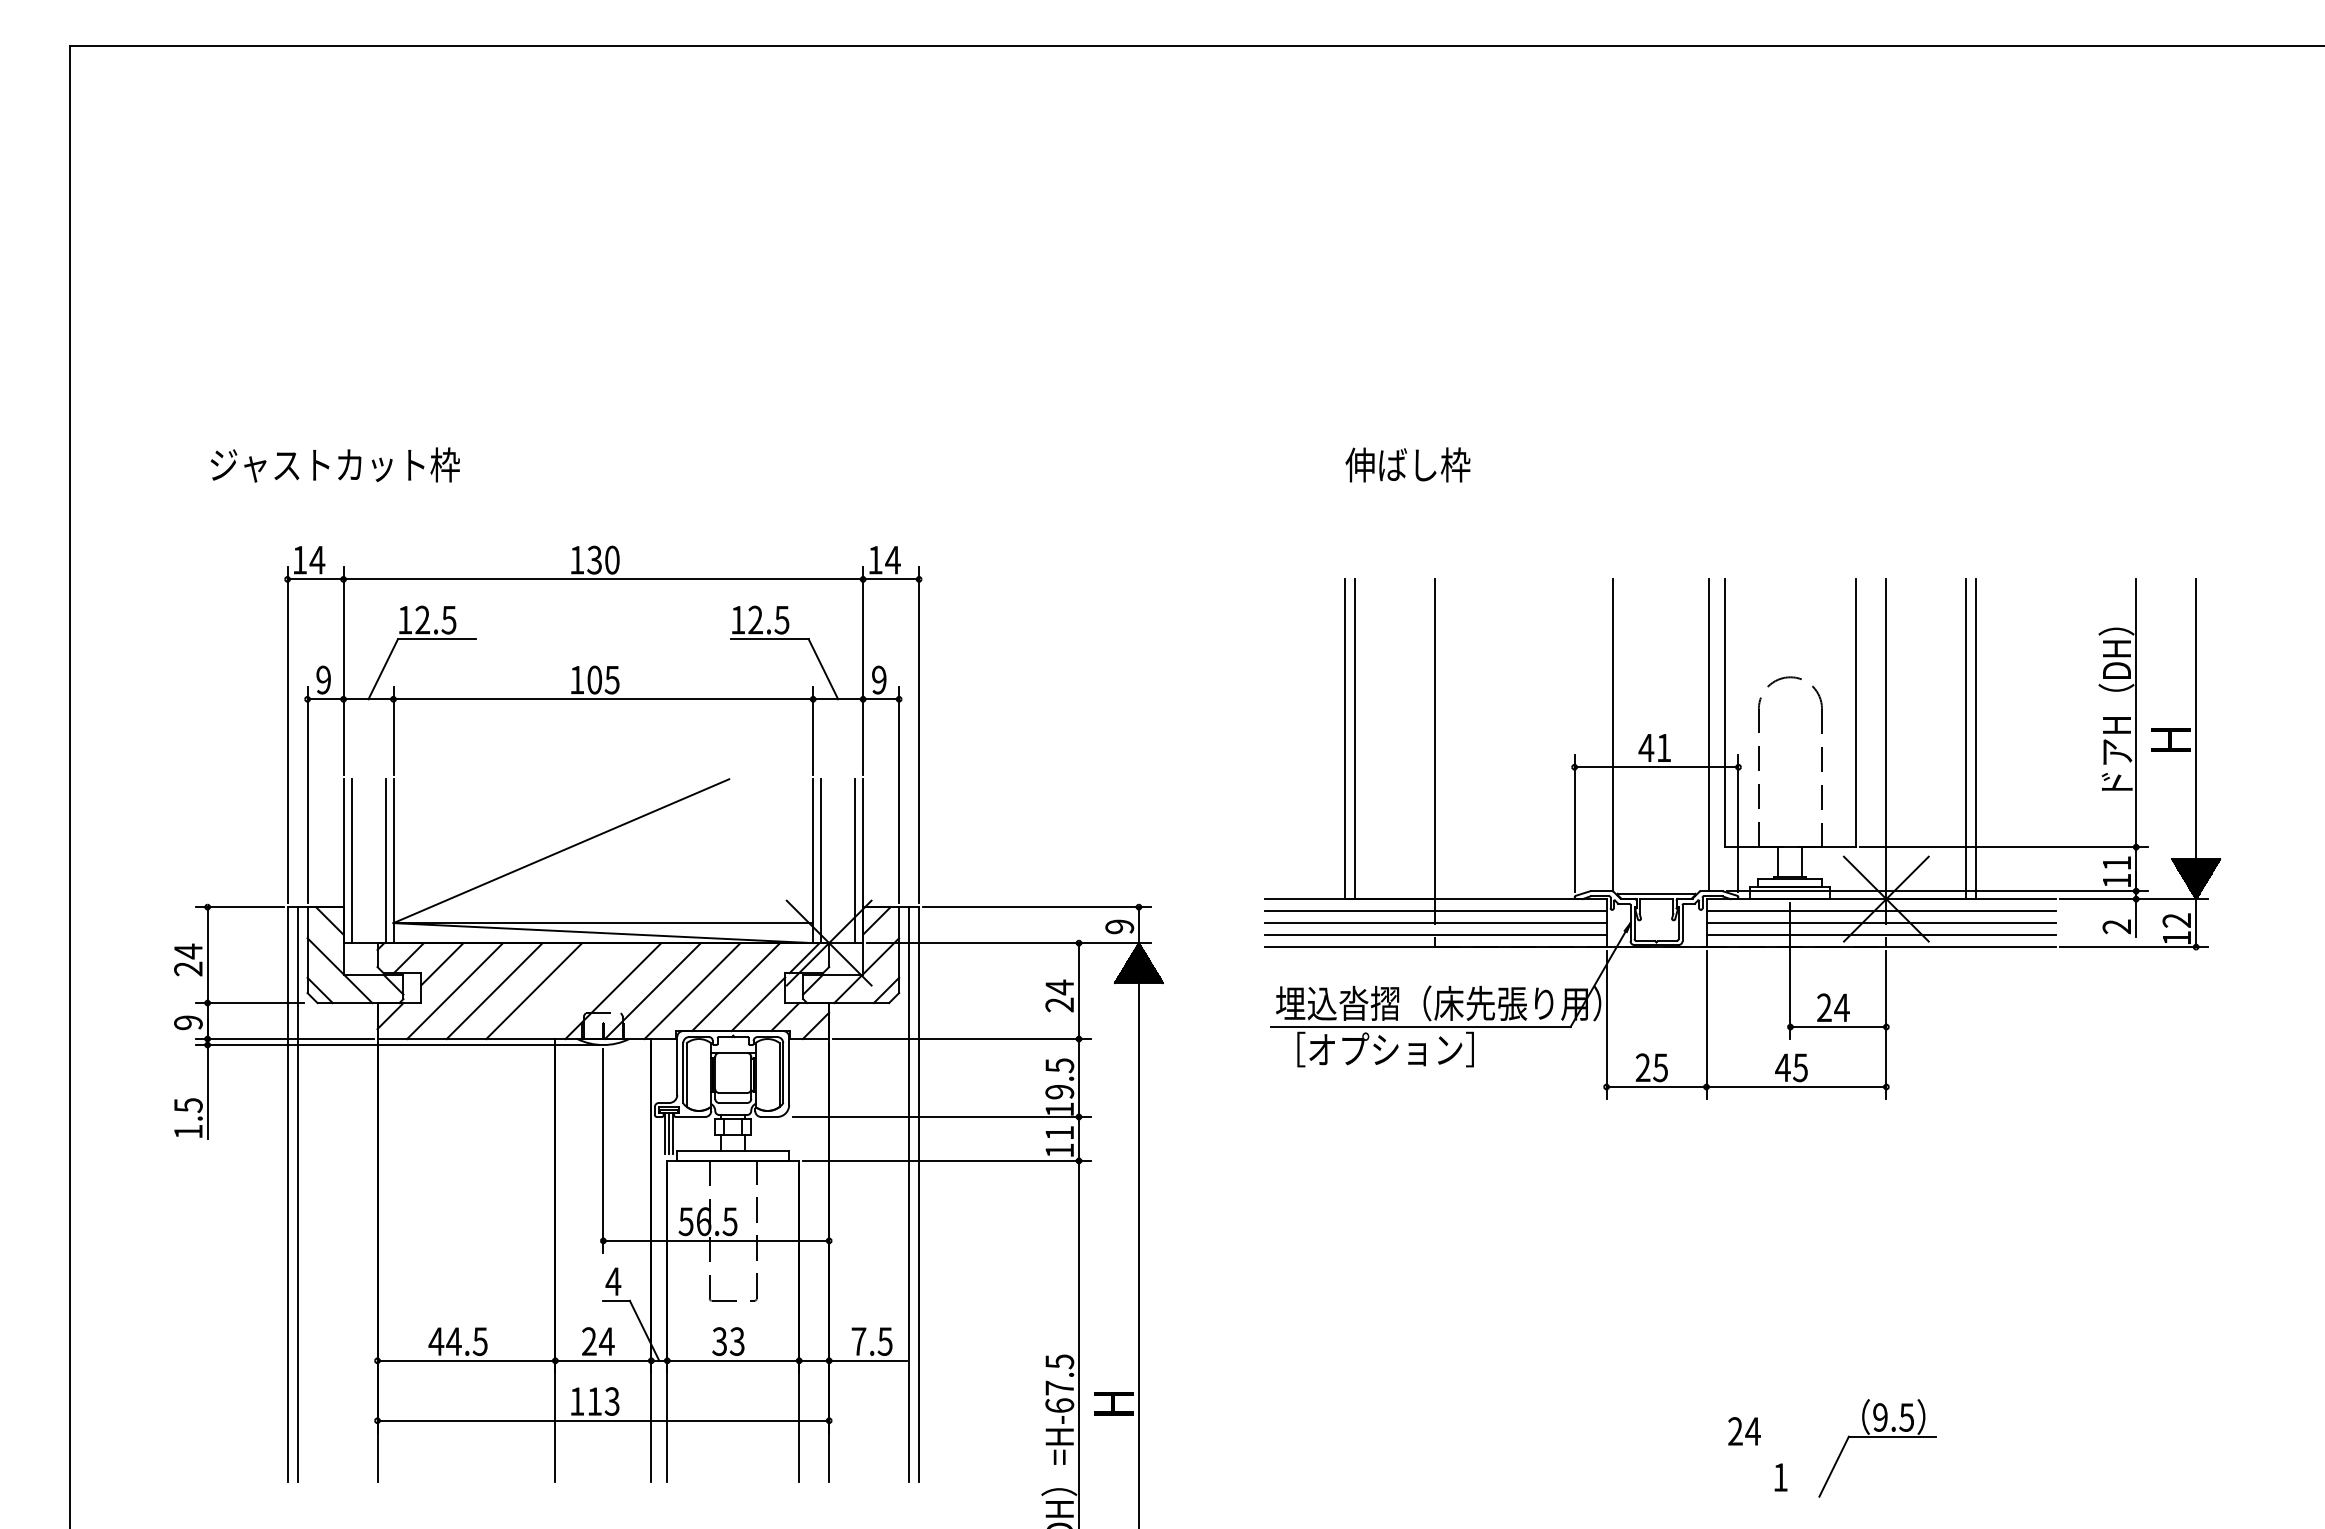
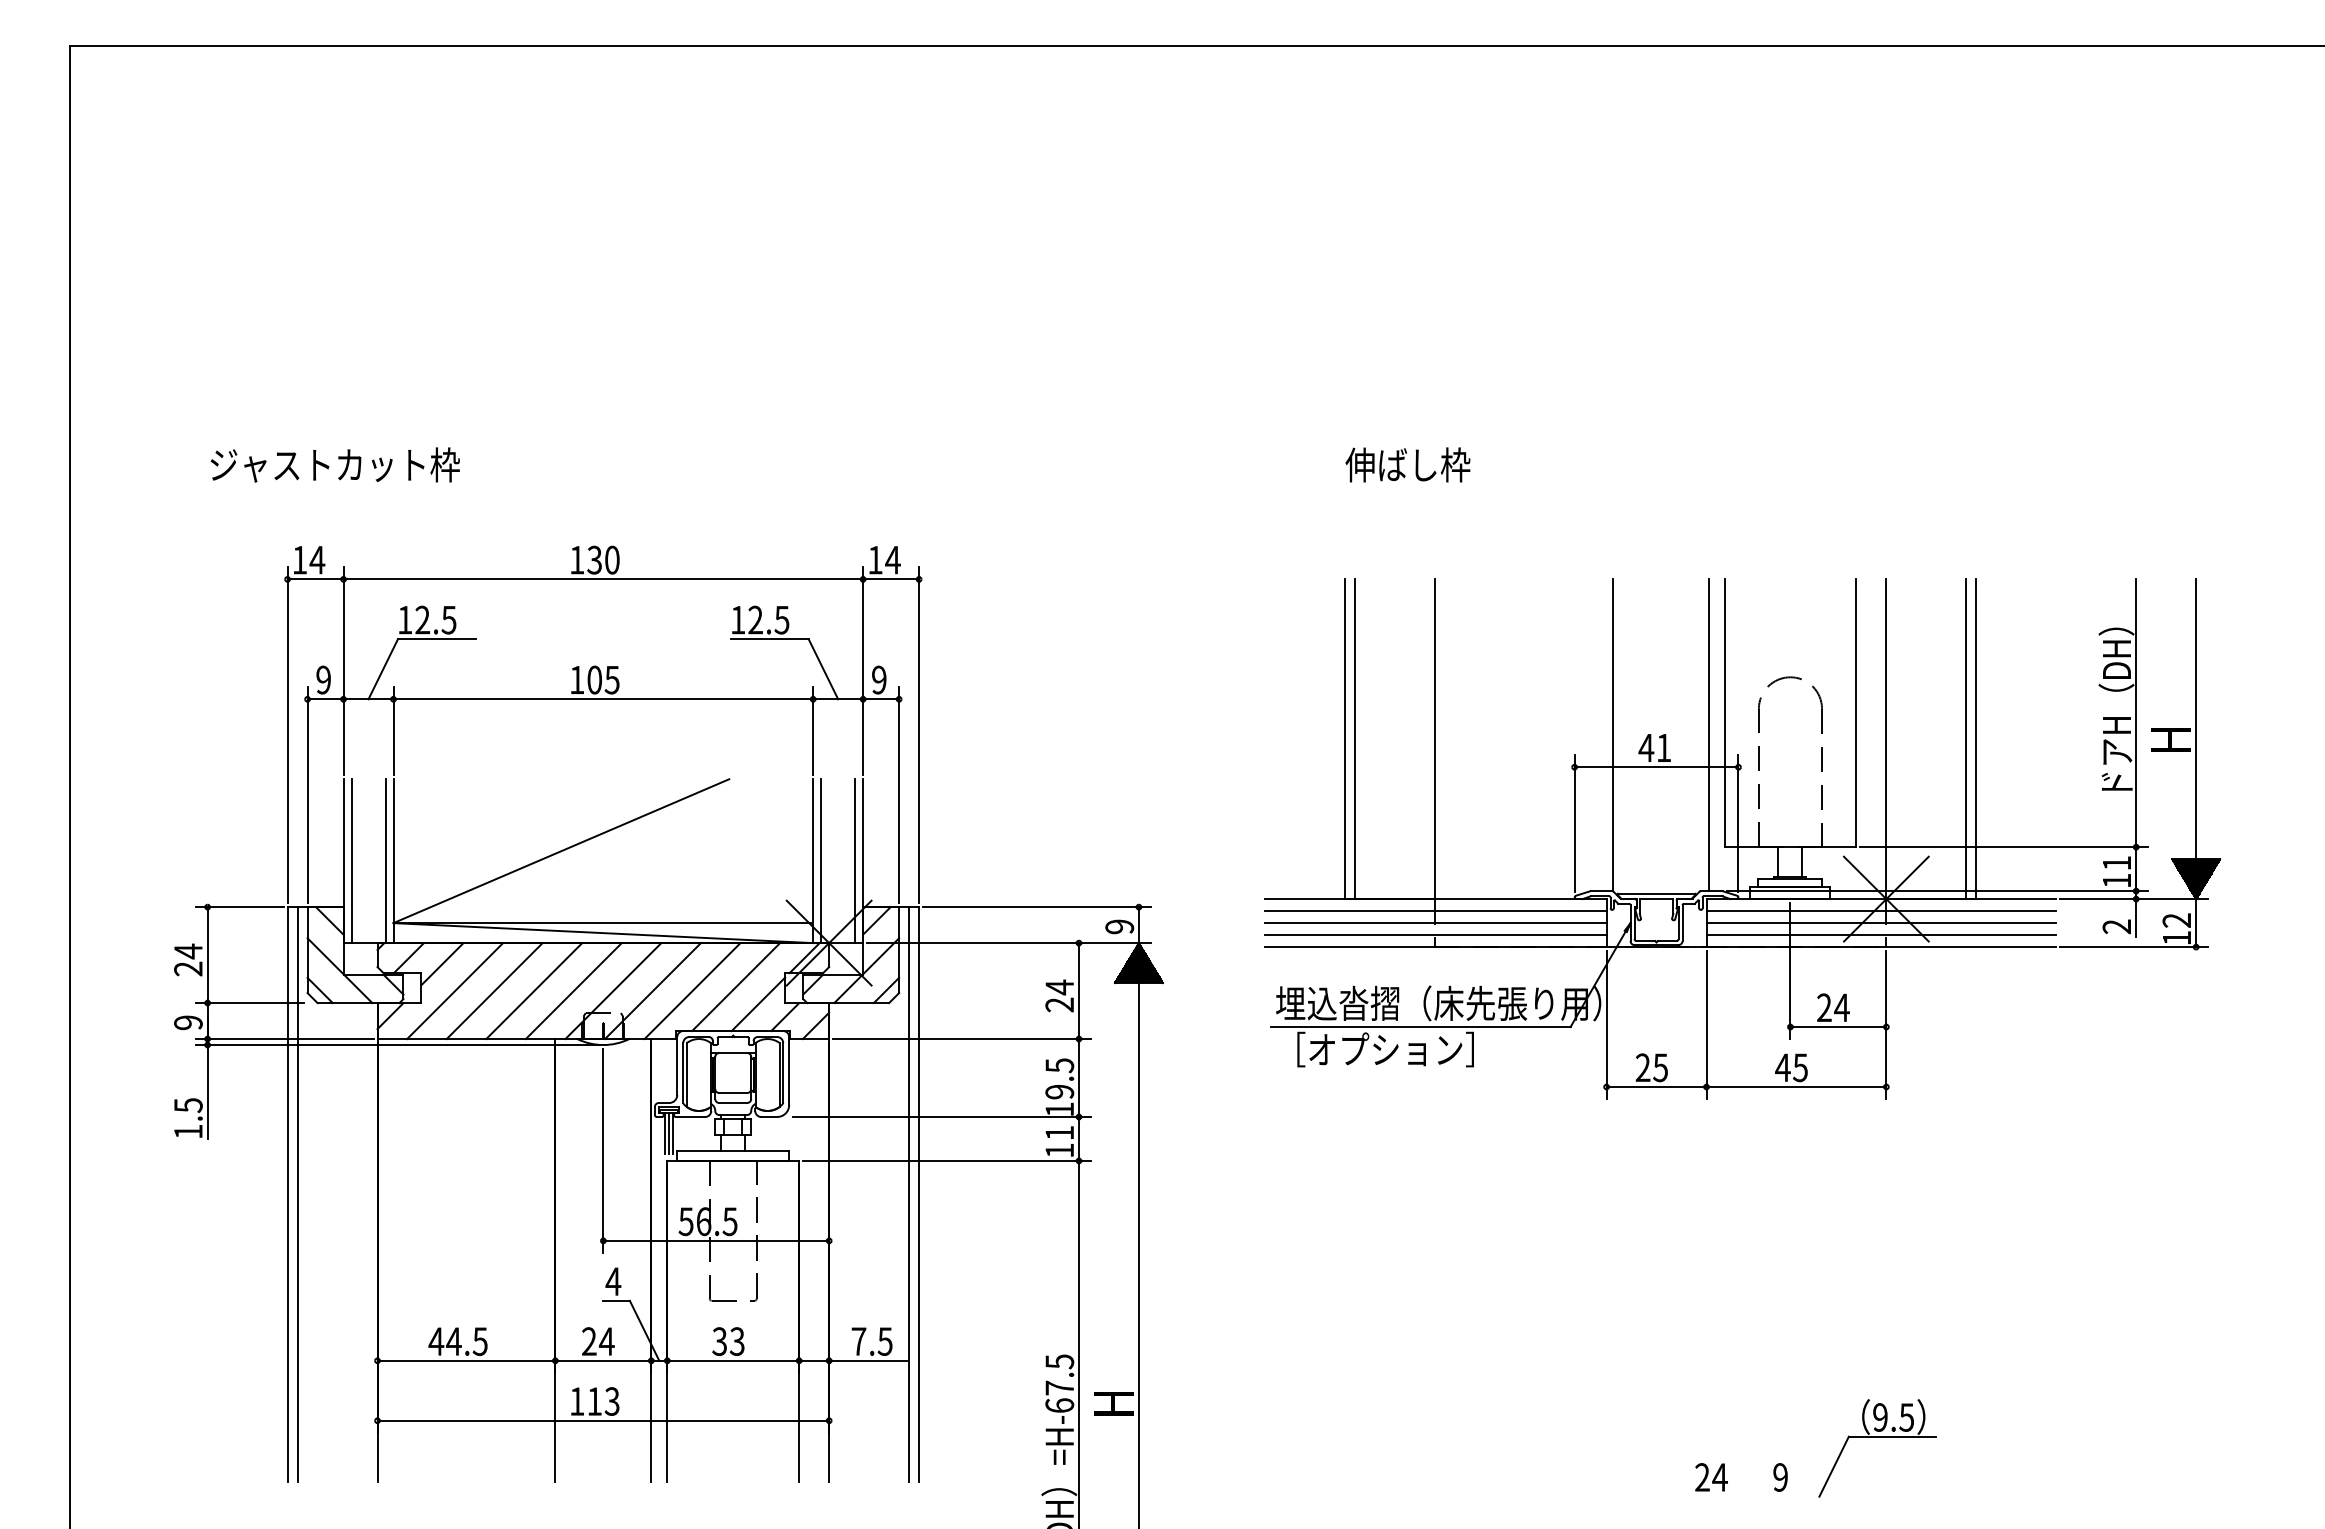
line: none -> present (573, 991)
text position: (1744, 1431) -> (1711, 1477) (1711, 1477)
text: 1 -> 9 (1780, 1477)
